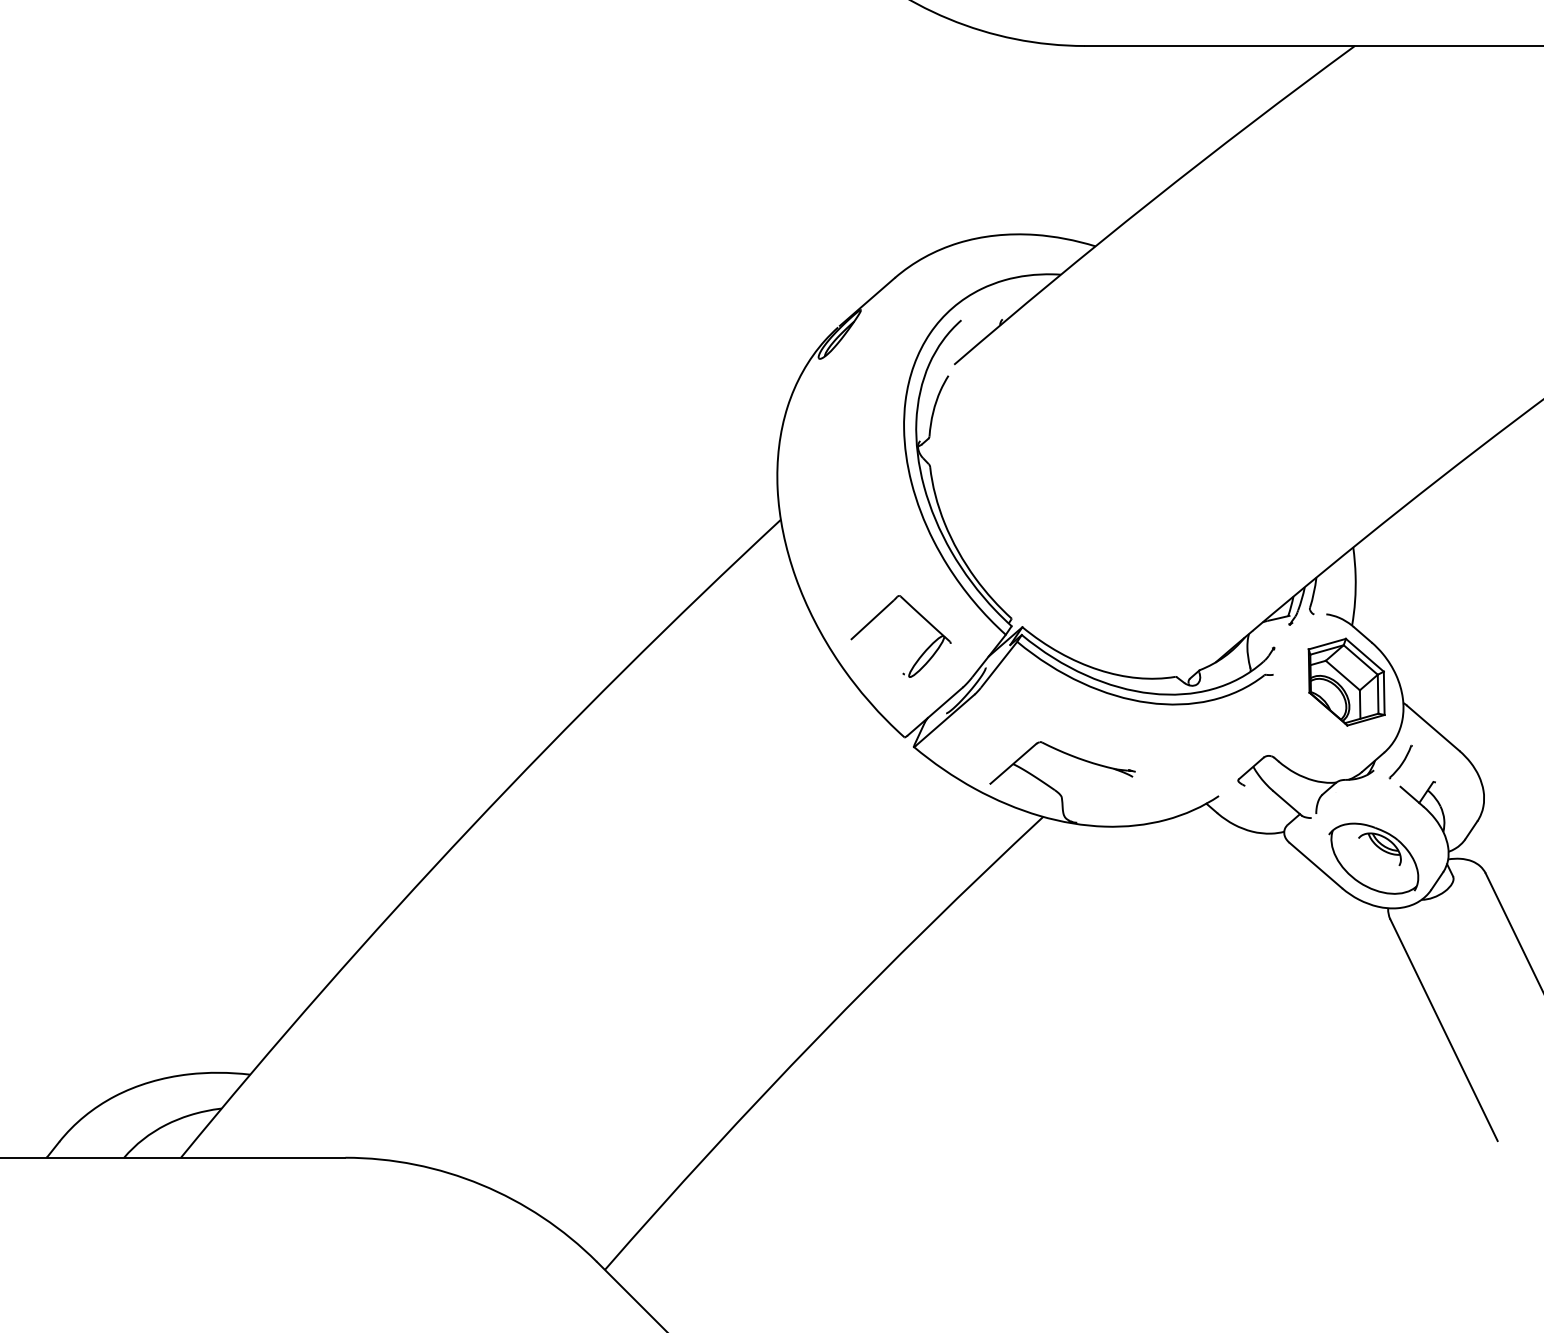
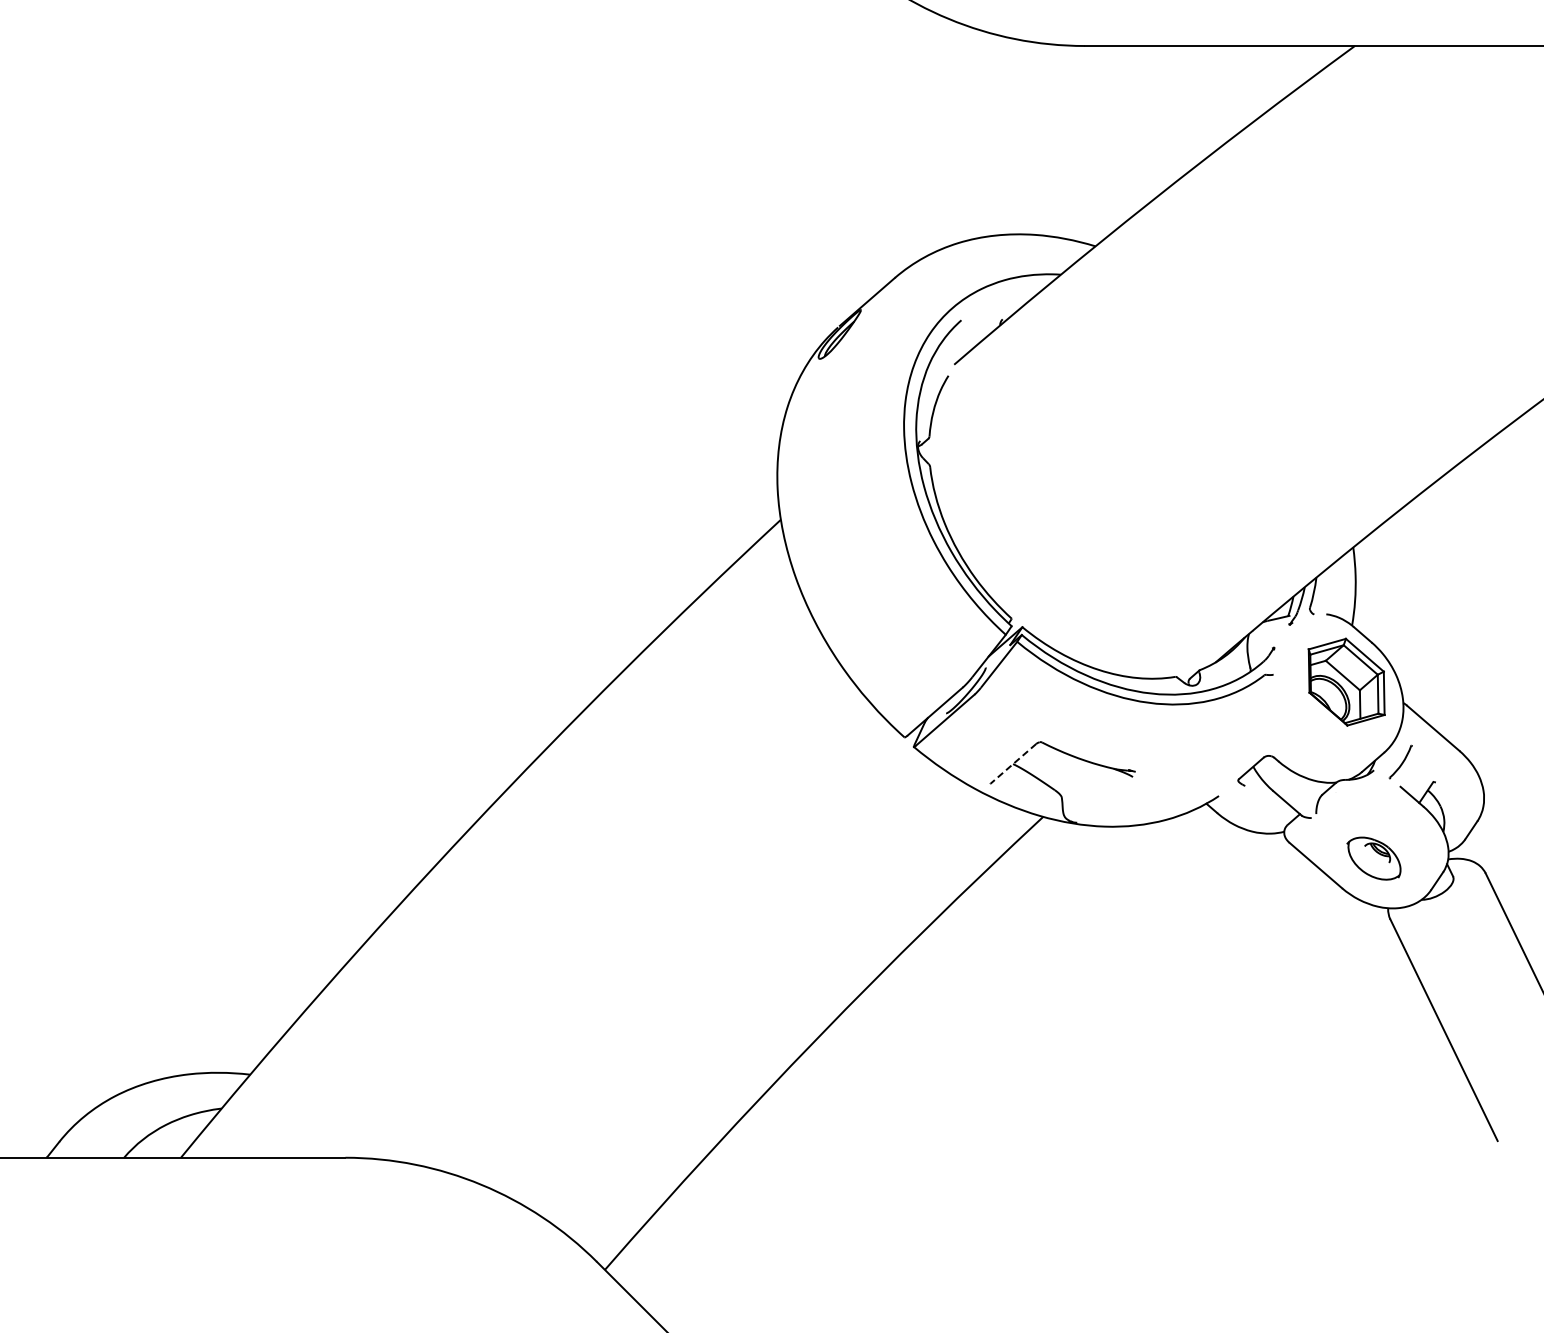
part: present -> none (920, 655)
line: solid -> dashed (1013, 764)
part size: 92x73 px -> 56x45 px (1373, 858)
